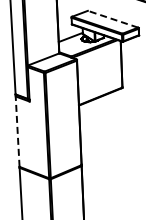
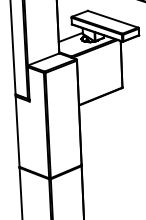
line: dashed -> solid (112, 19)
line: dashed -> solid (17, 131)
